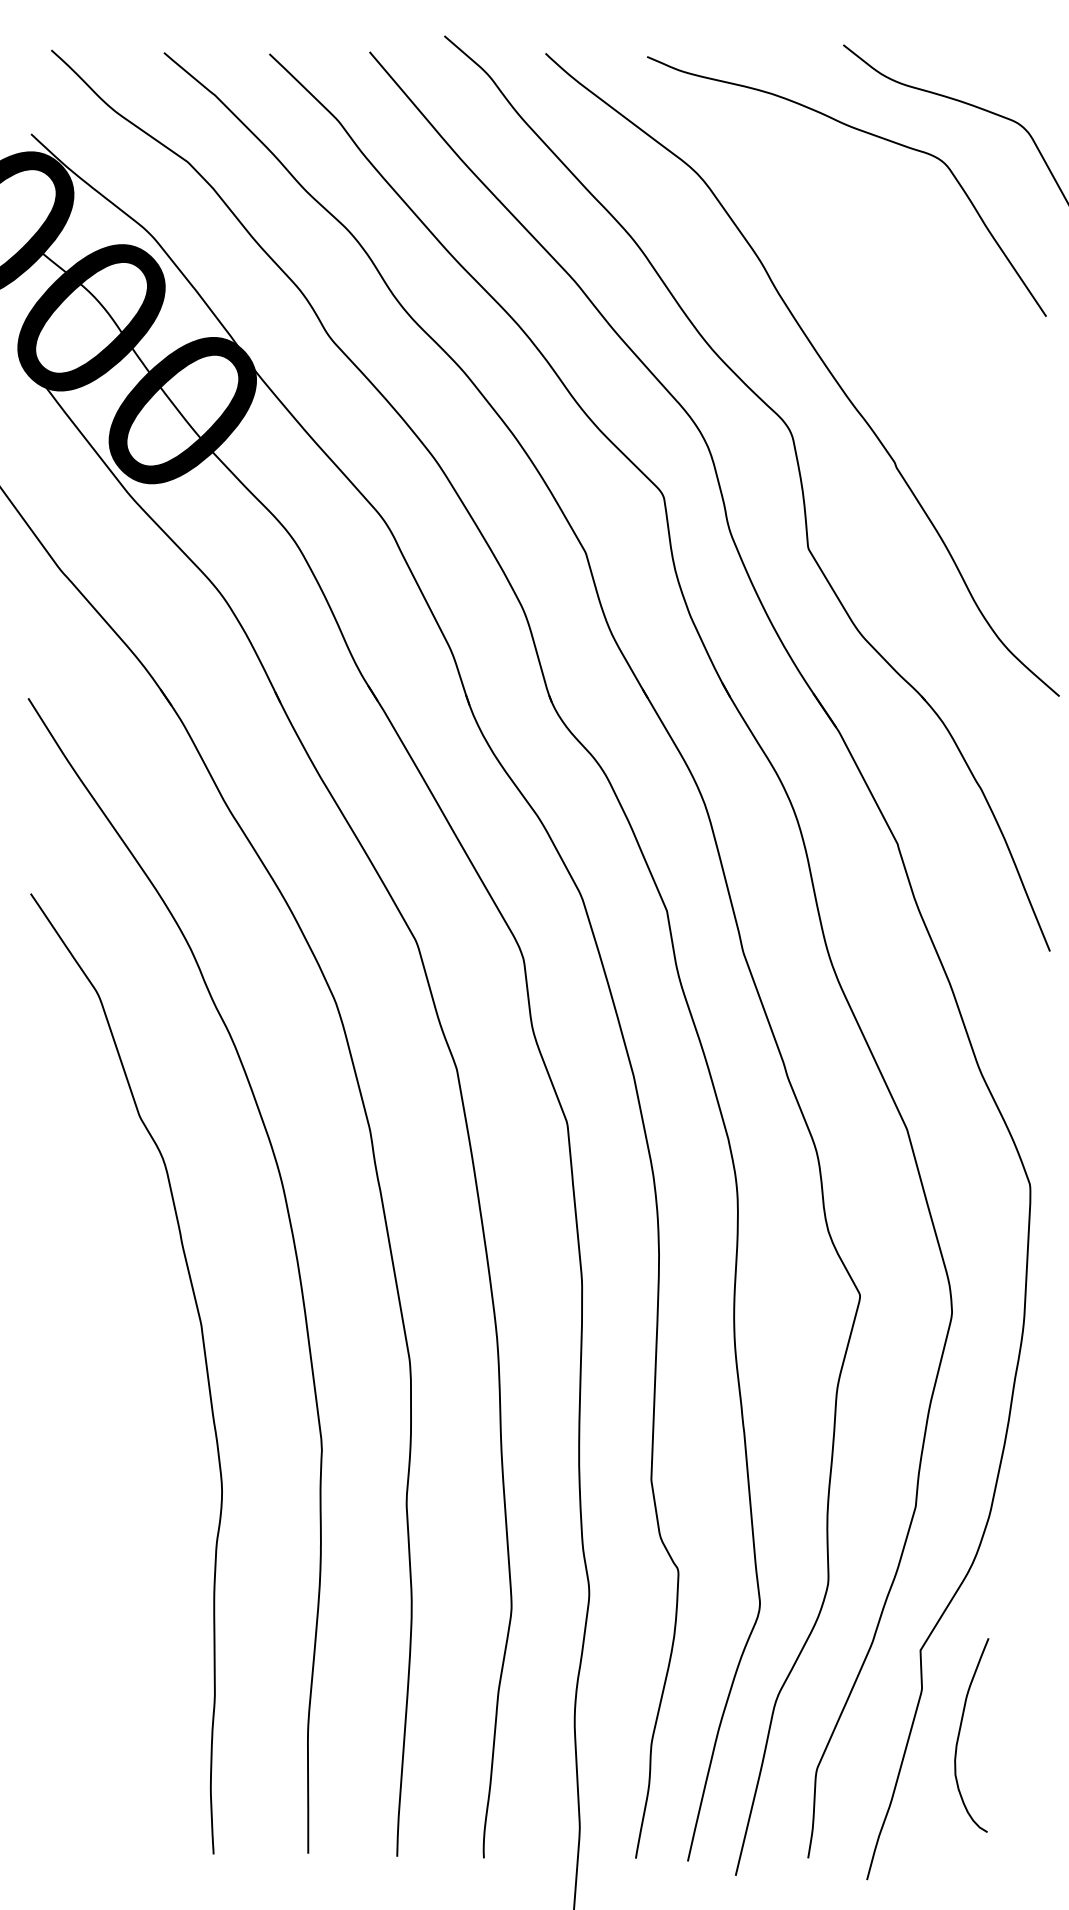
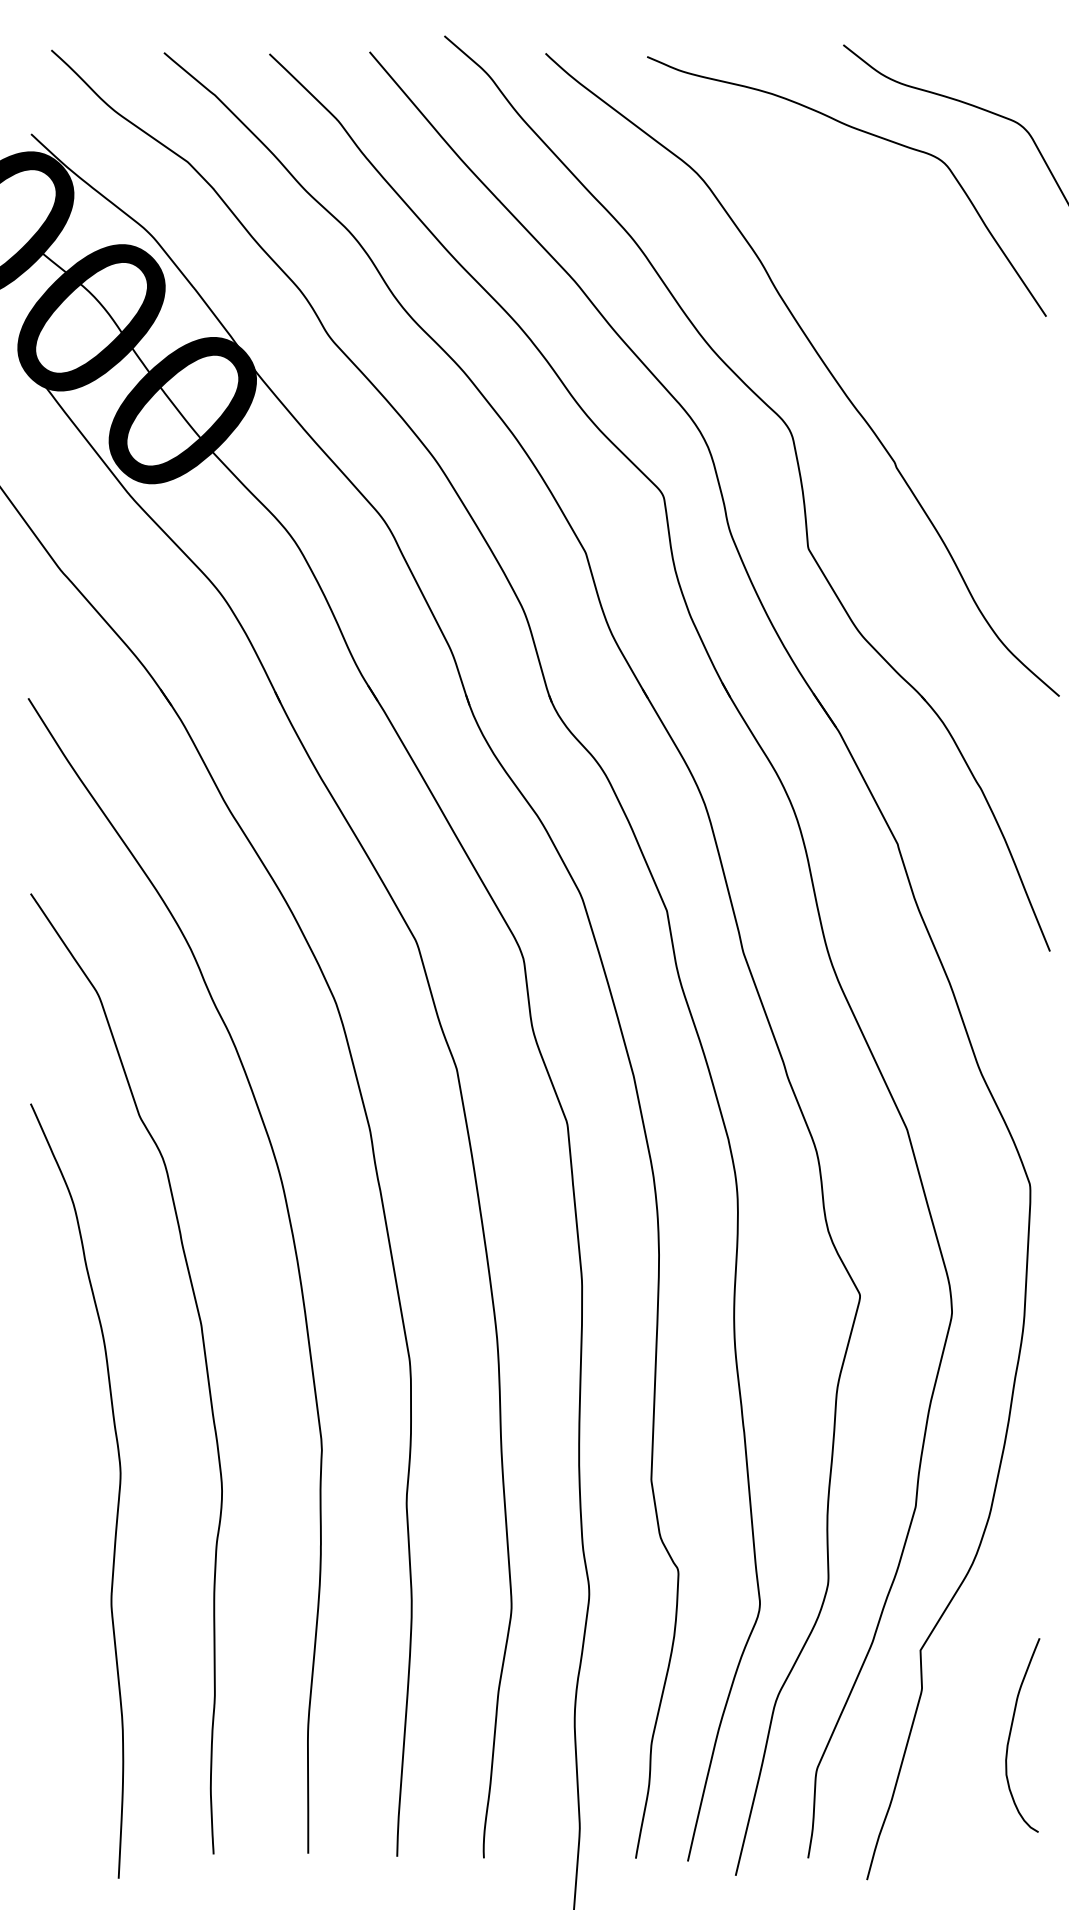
curve: none -> present (118, 1490)
curve position: (960, 1732) -> (1011, 1732) (1011, 1732)
